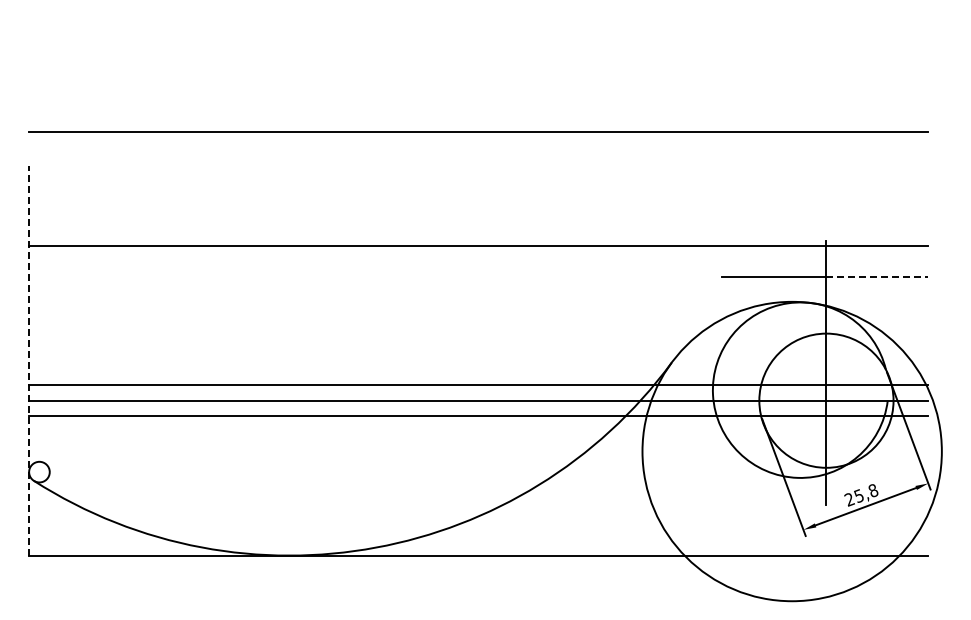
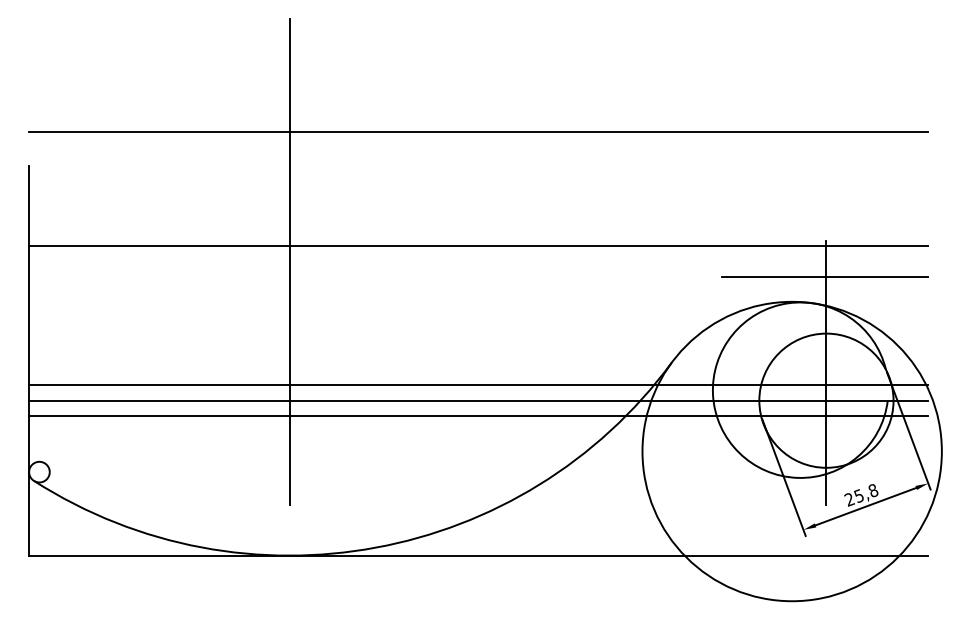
line: none -> present (289, 261)
line: dashed -> solid (877, 276)
line: dashed -> solid (29, 360)
